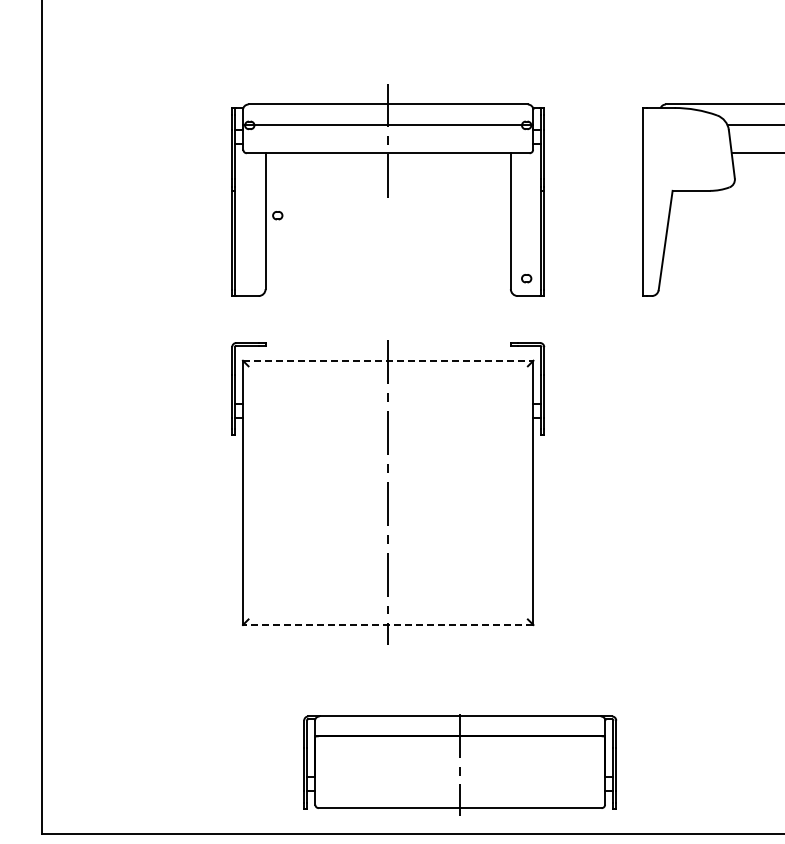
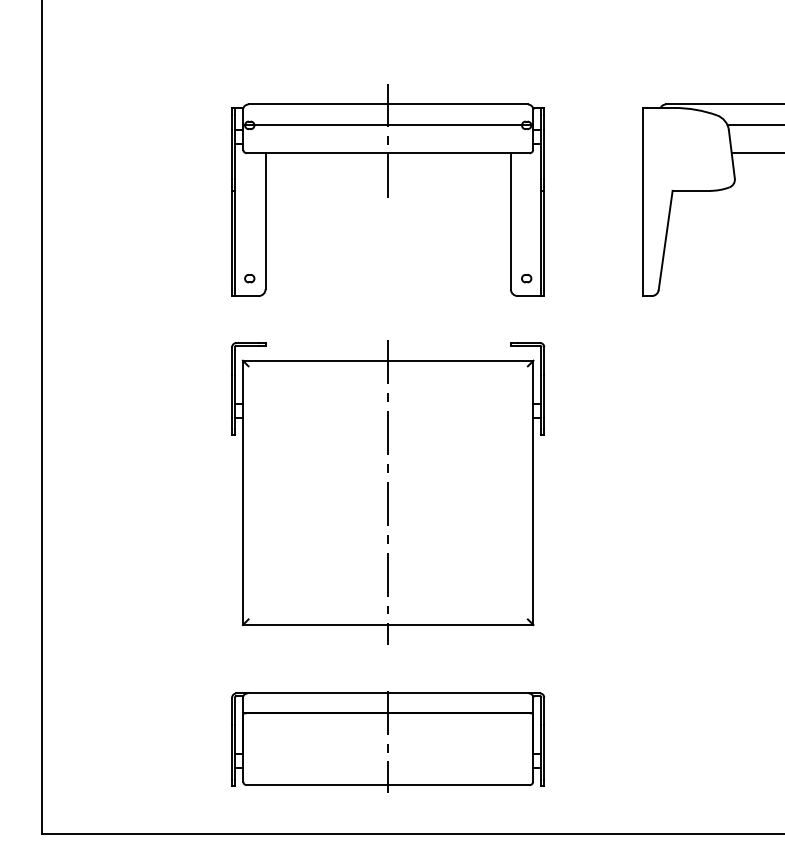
part position: (277, 215) -> (249, 278) (249, 278)
line: dashed -> solid (388, 360)
line: dashed -> solid (387, 625)
part position: (460, 764) -> (388, 741) (388, 741)
